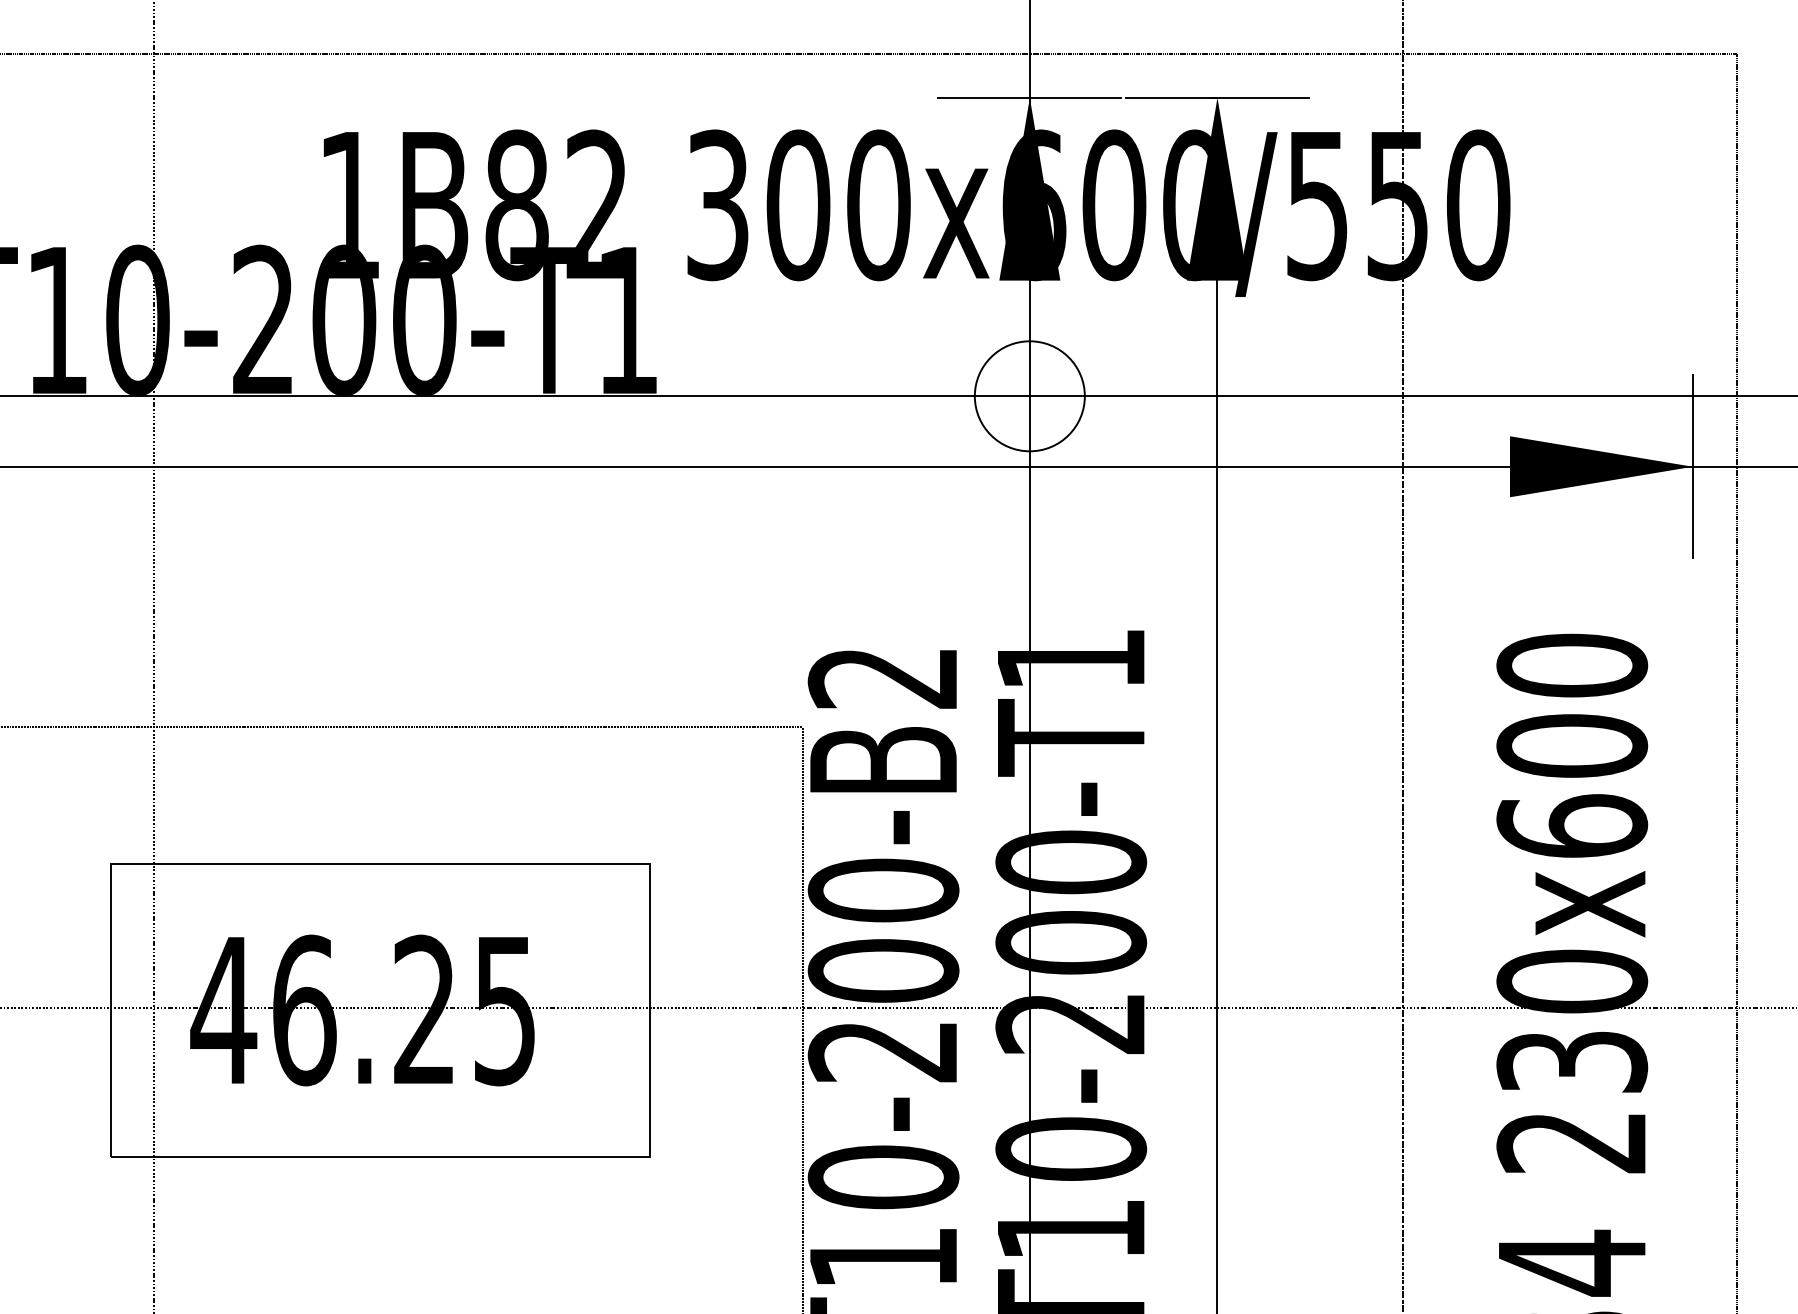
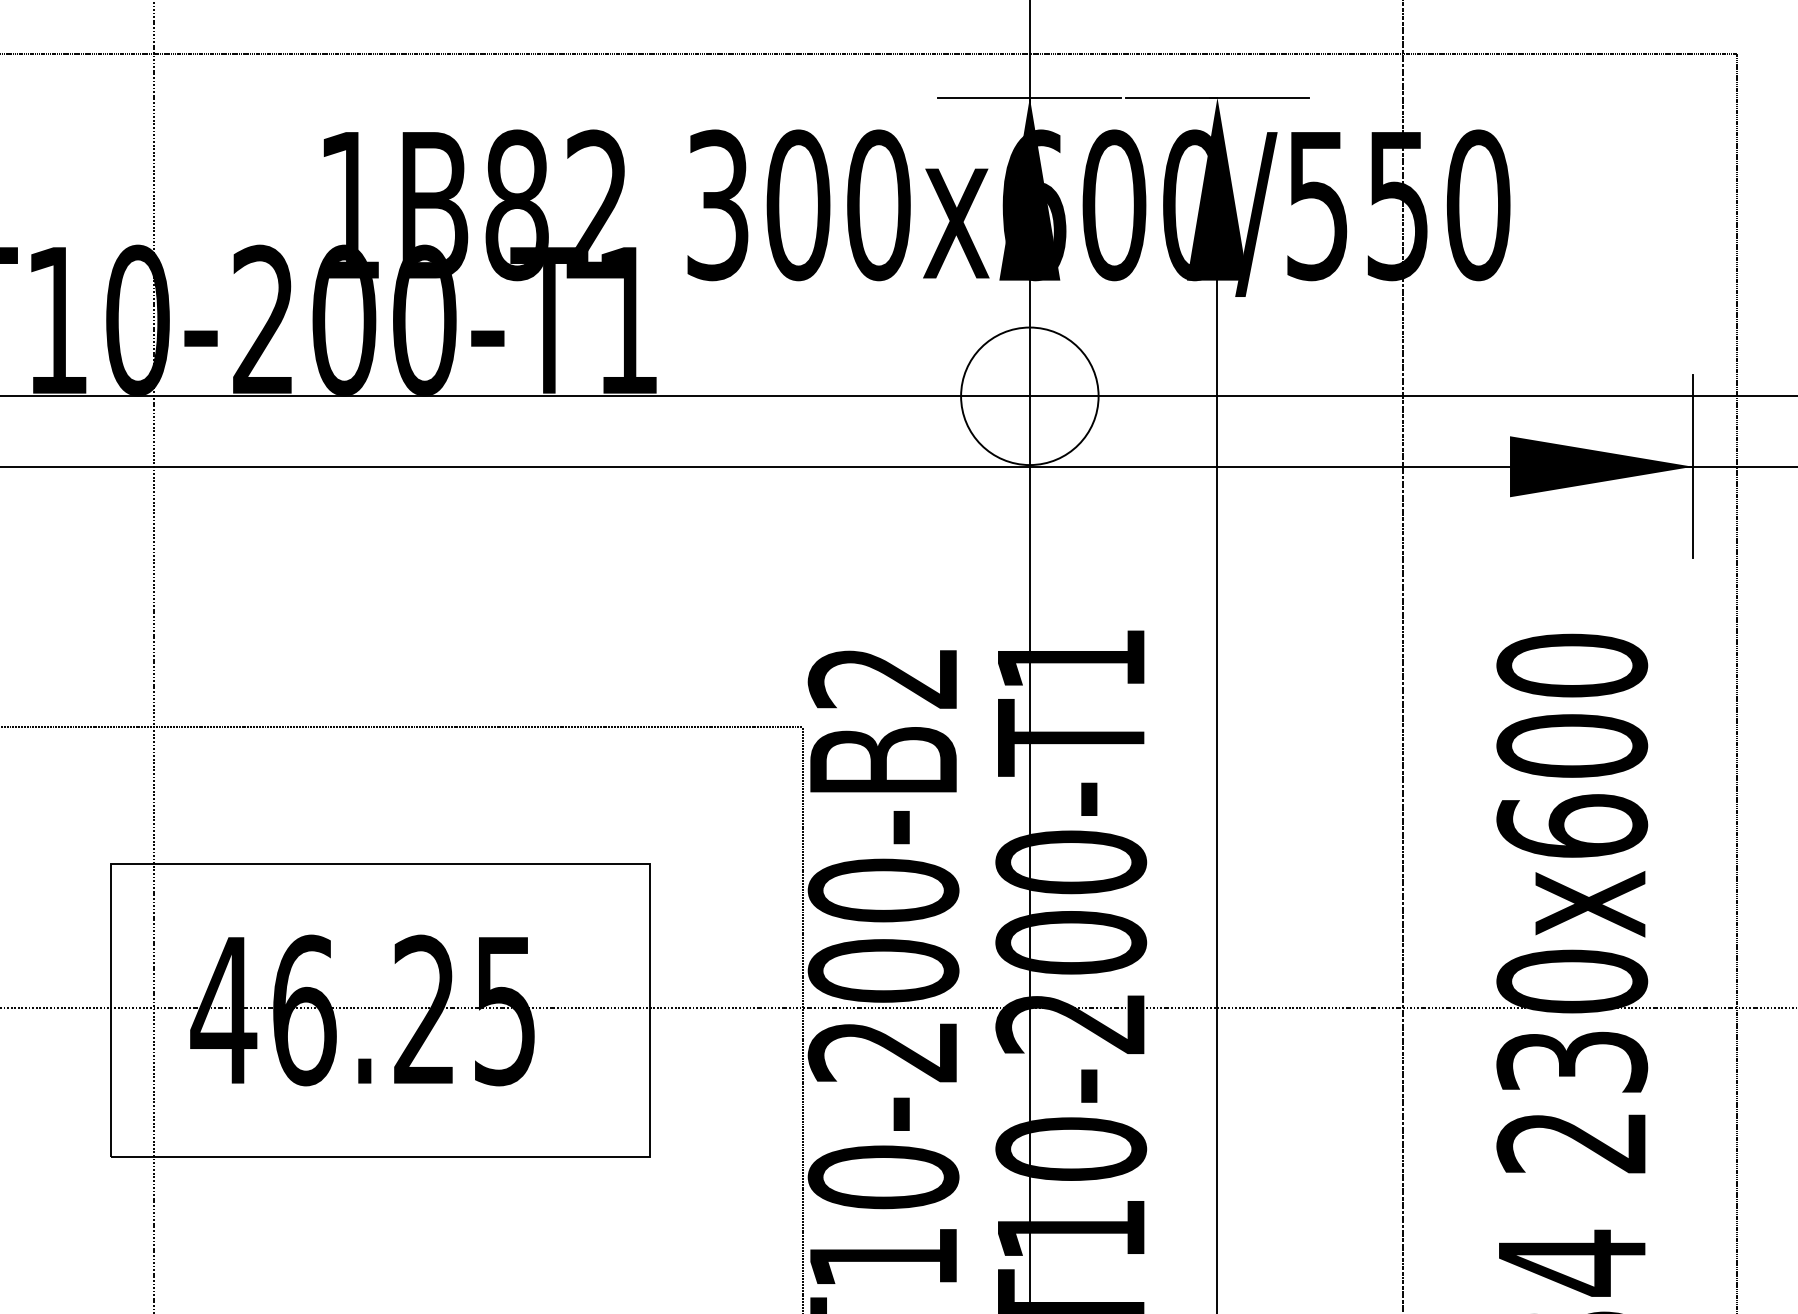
circle diameter: 110 px -> 138 px (1029, 396)
